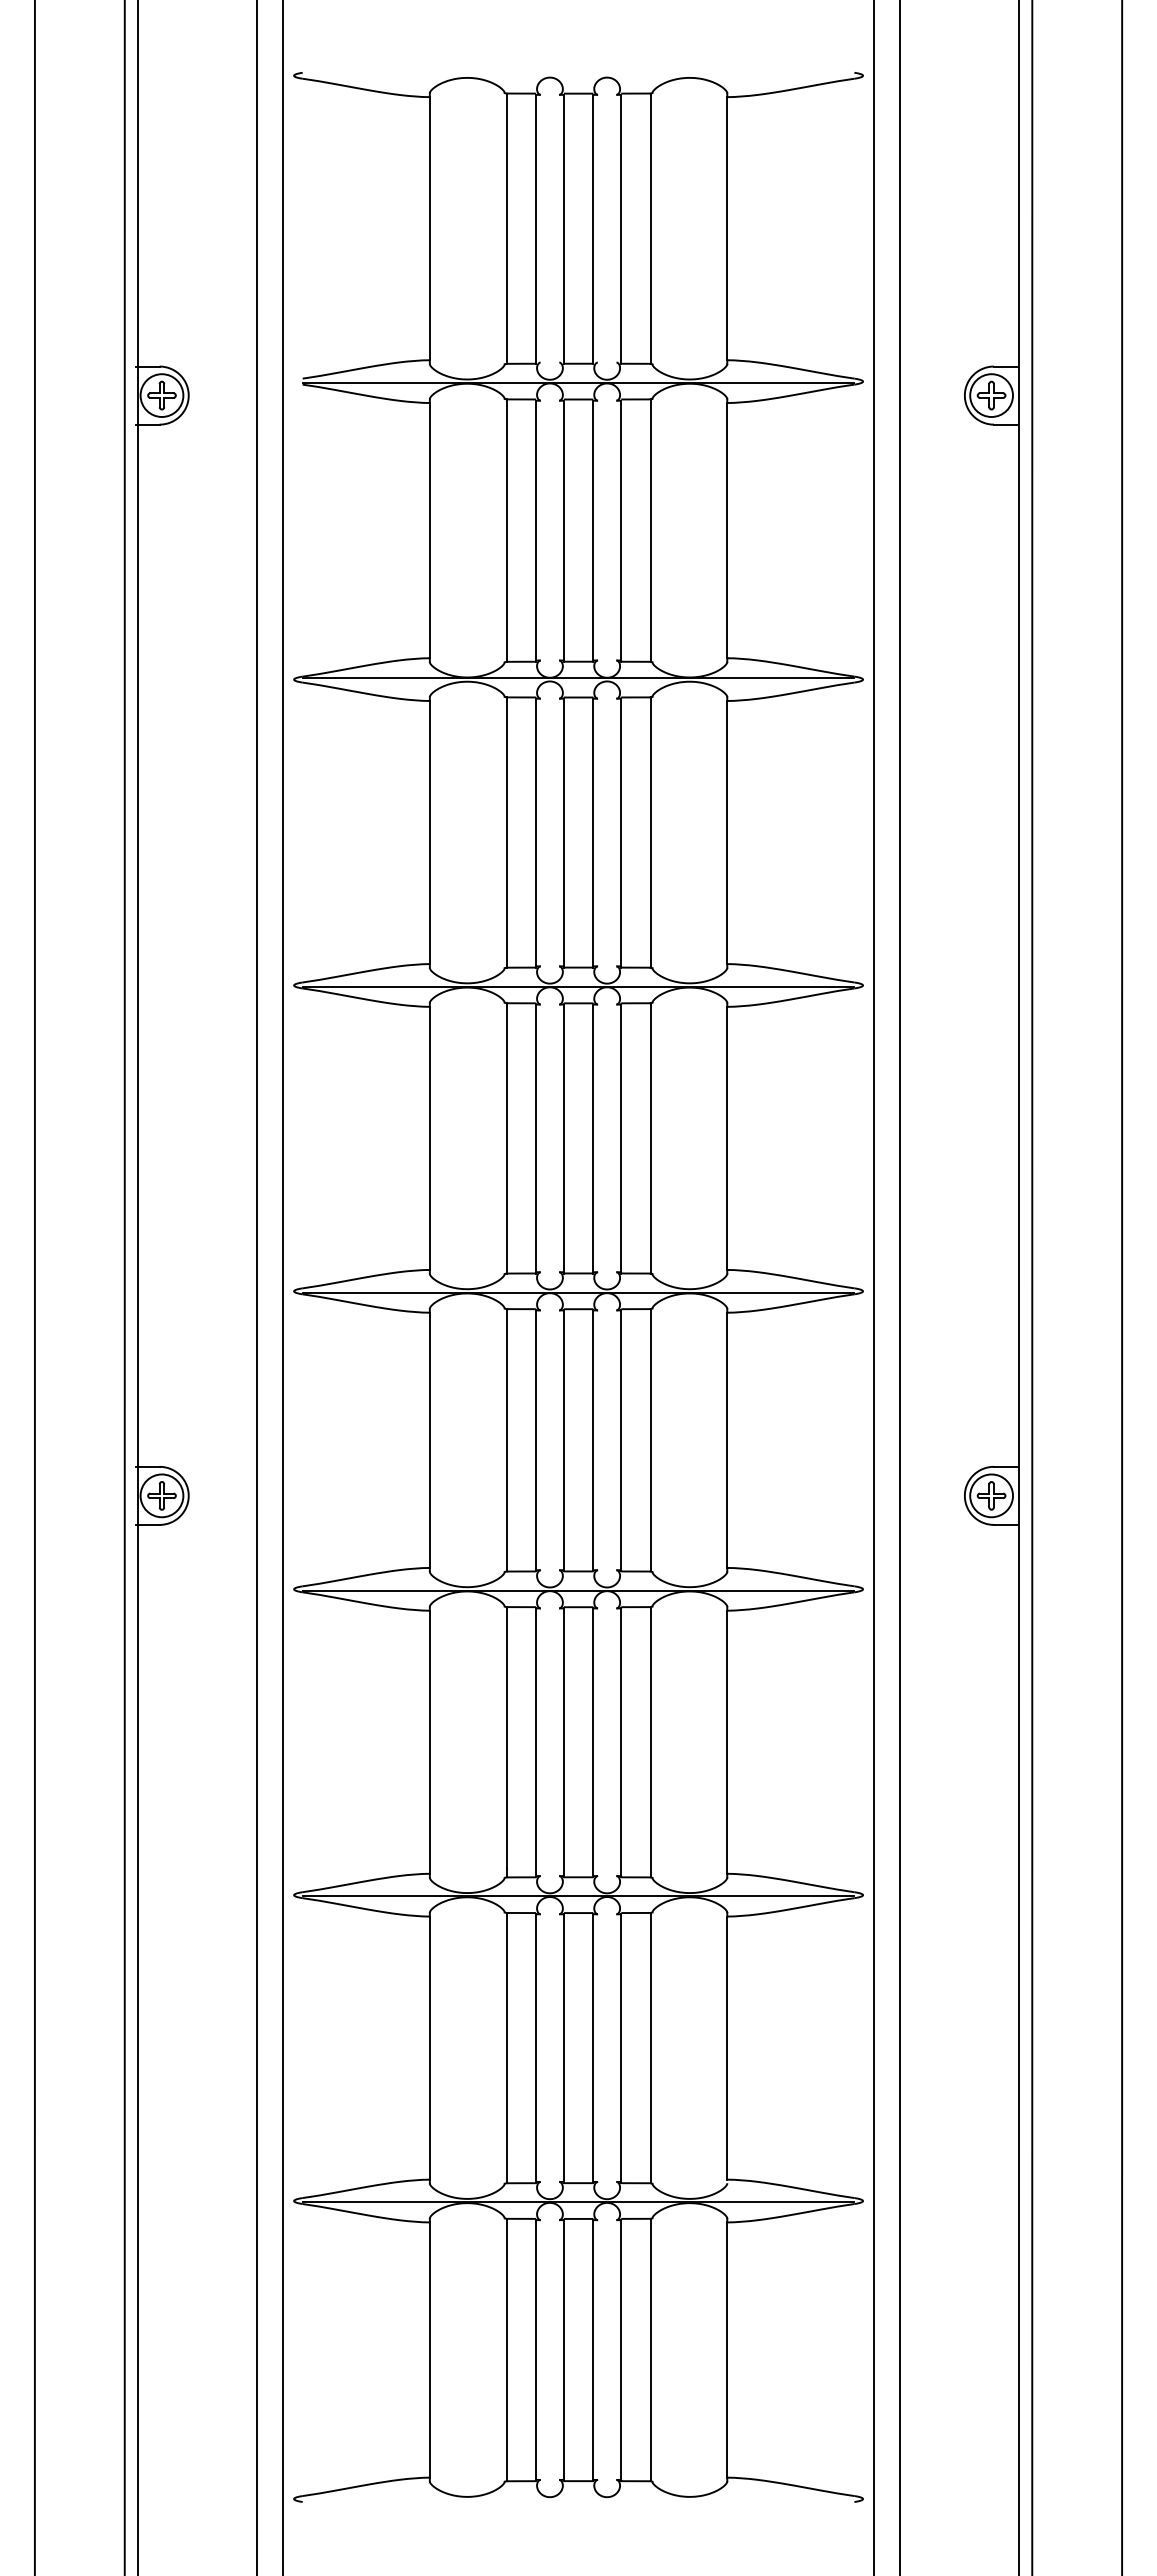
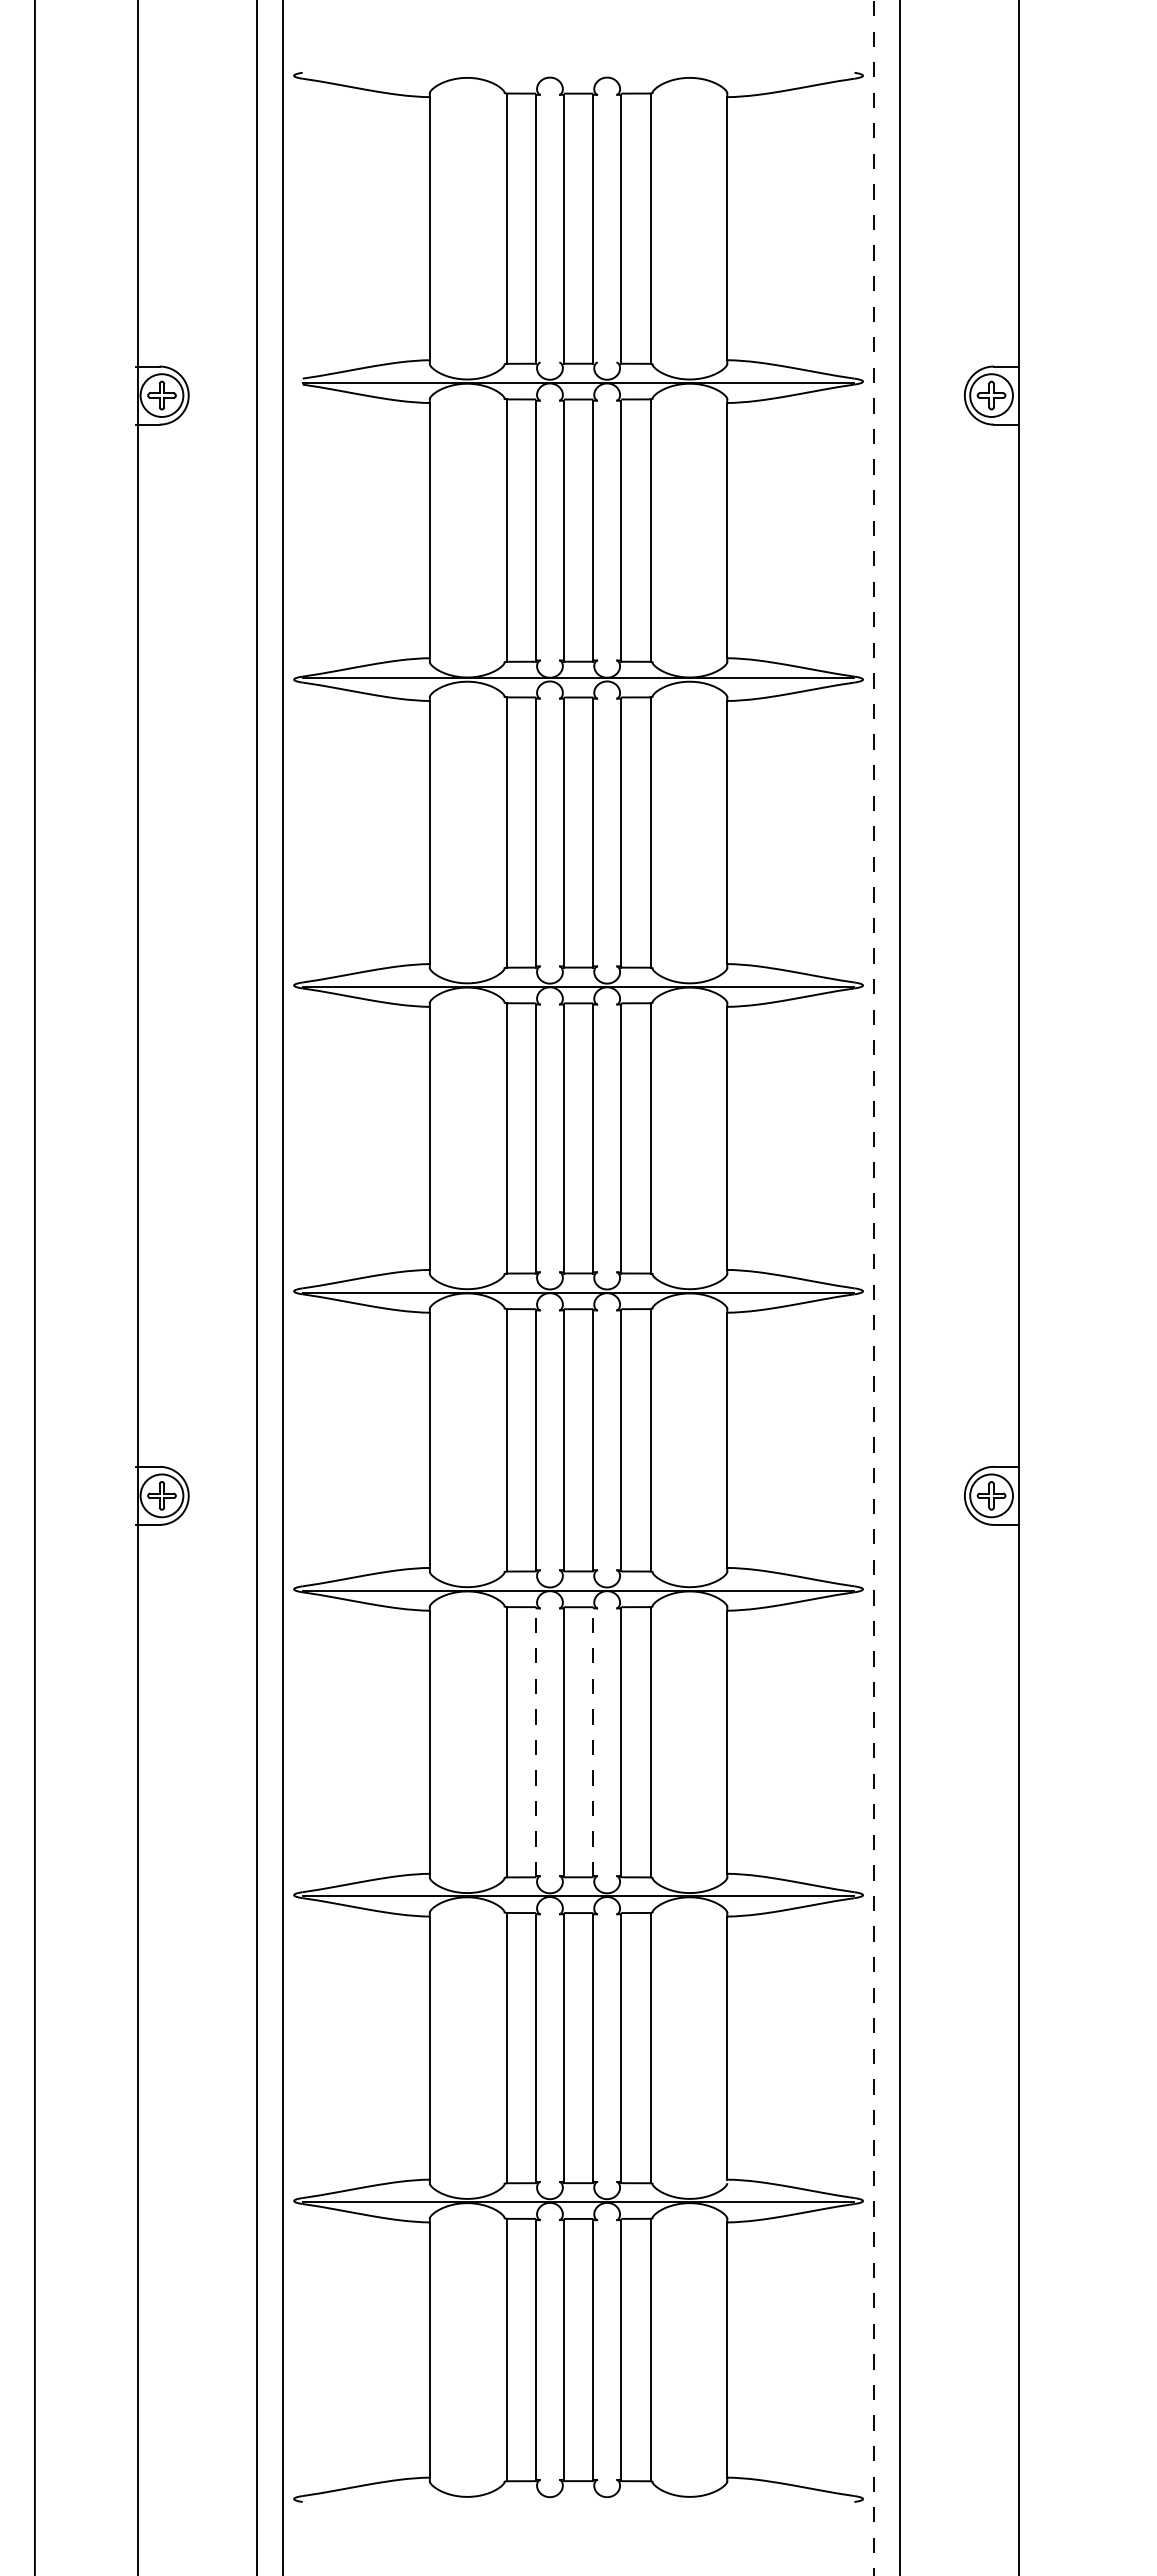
line: present -> none (124, 1287)
line: present -> none (1032, 1287)
line: present -> none (1122, 1287)
line: solid -> dashed (874, 1288)
line: solid -> dashed (536, 1742)
line: solid -> dashed (593, 1742)
